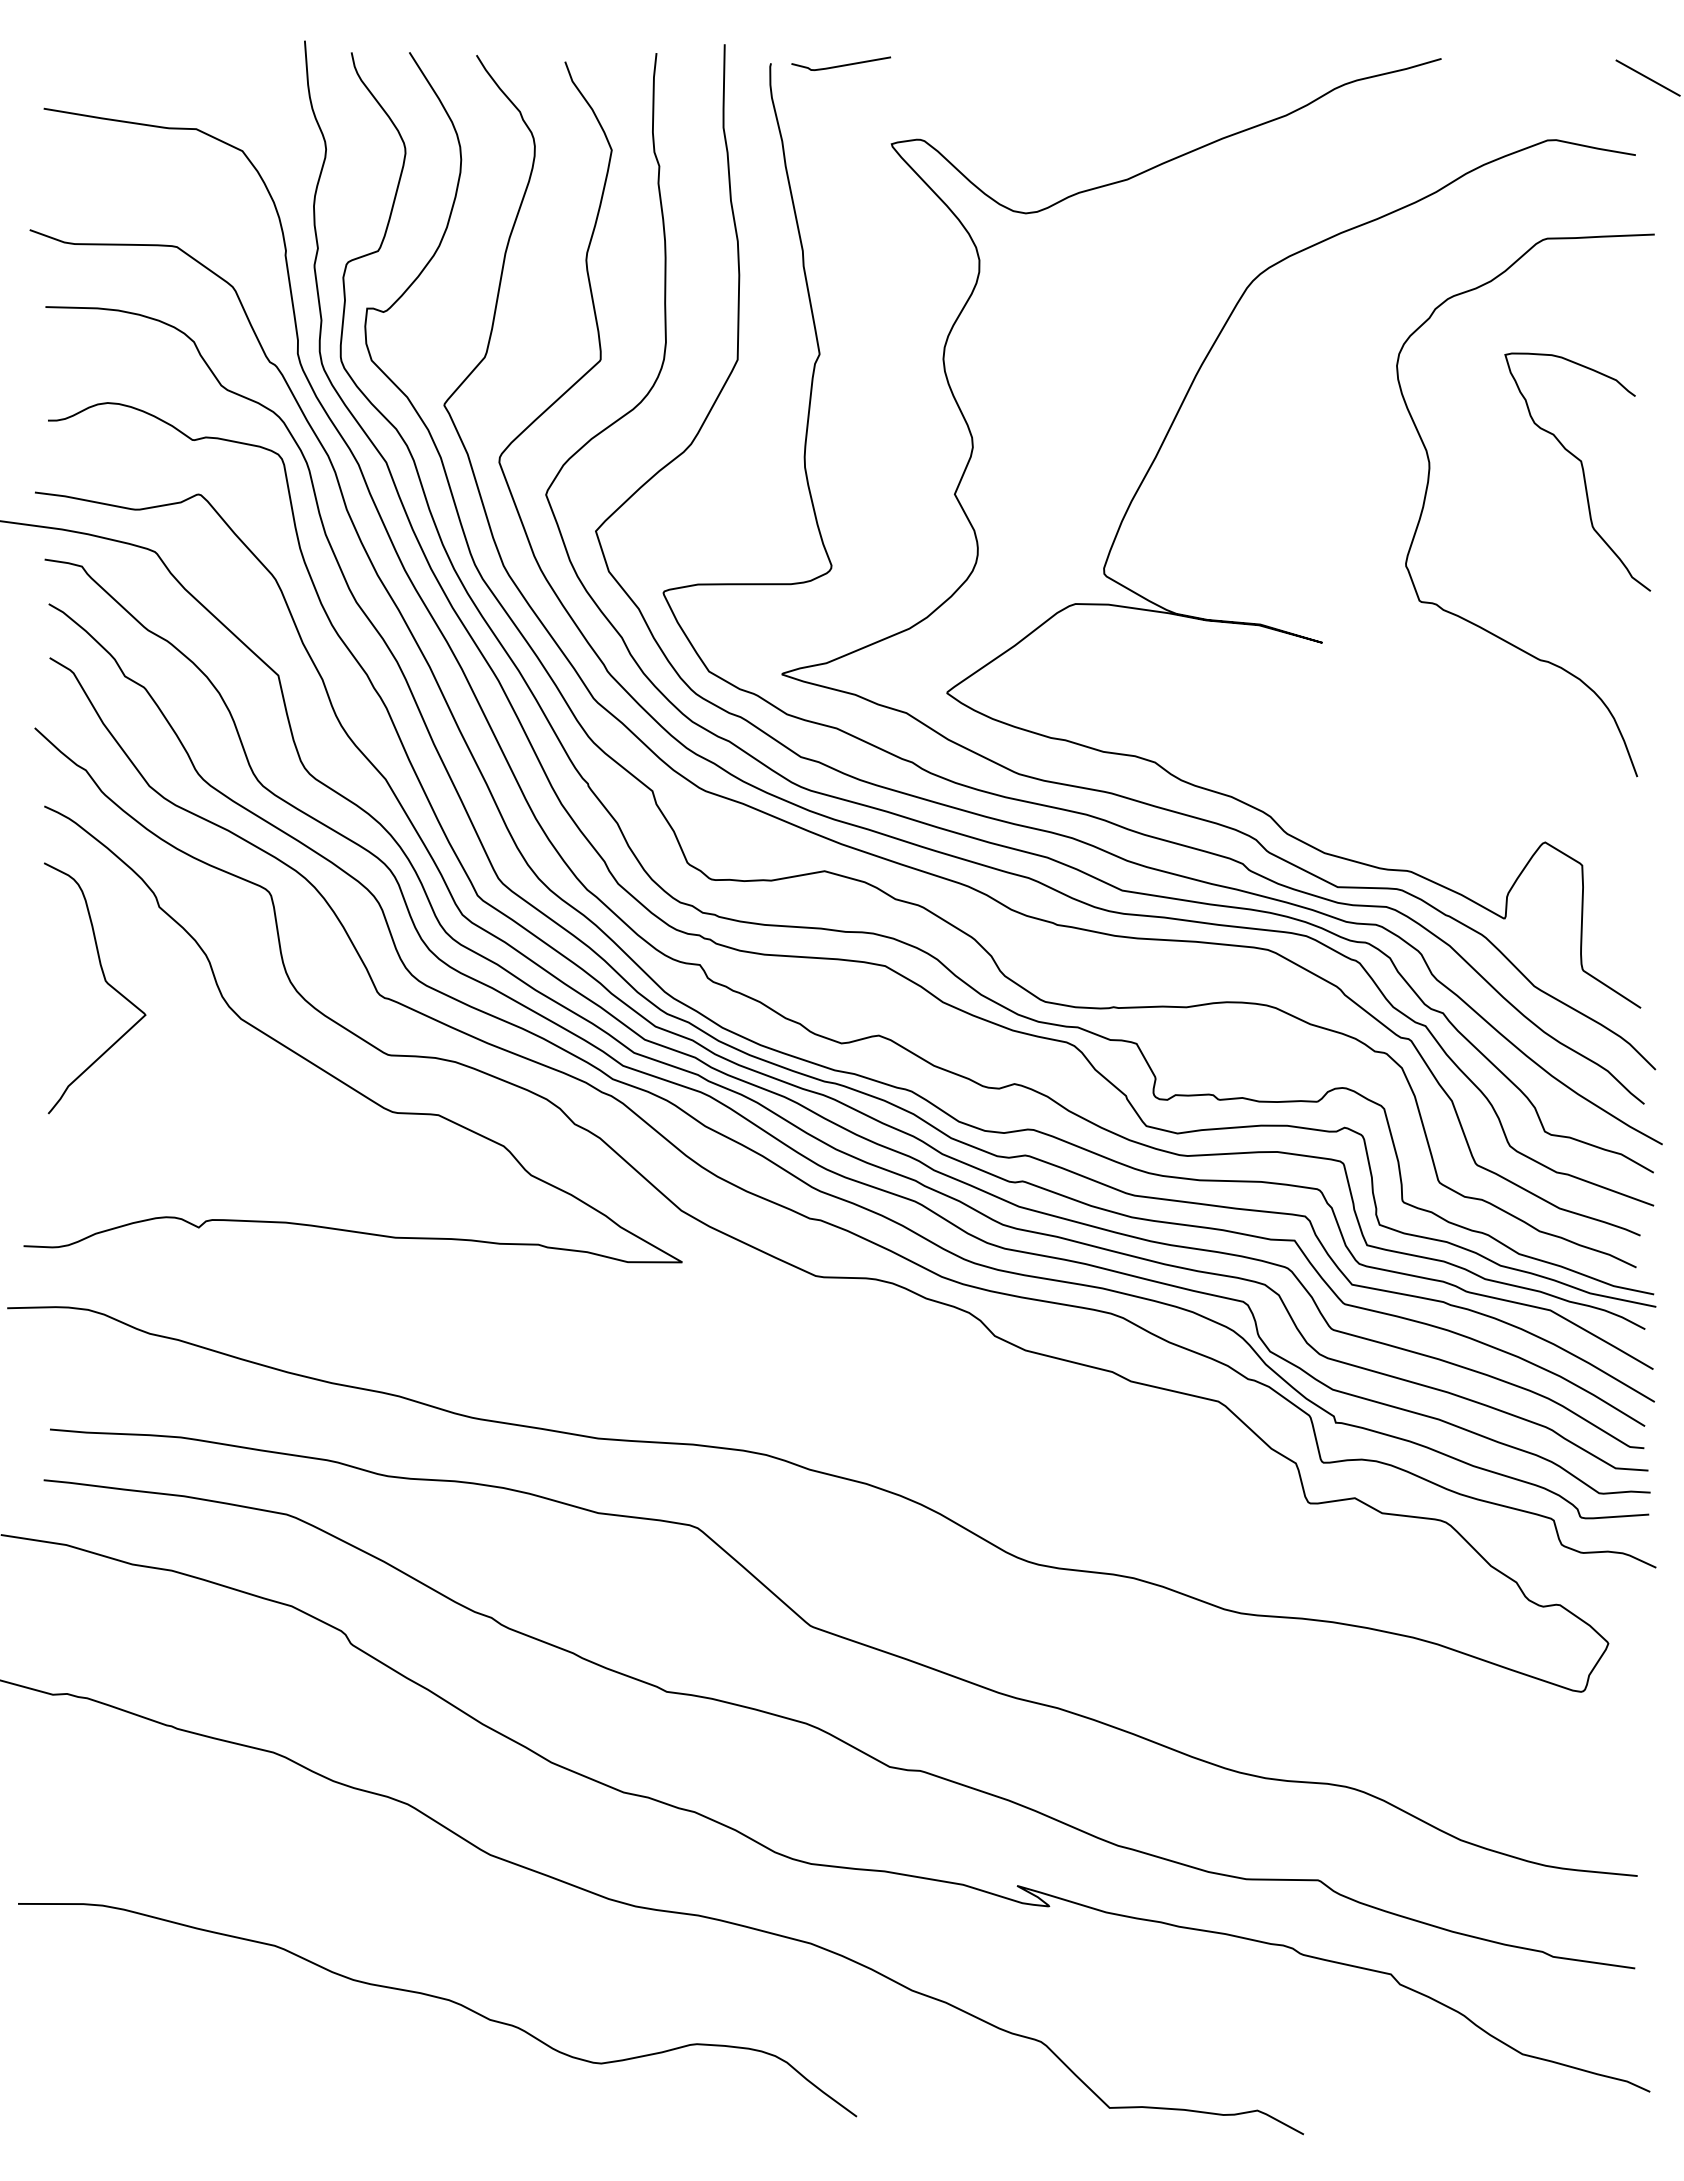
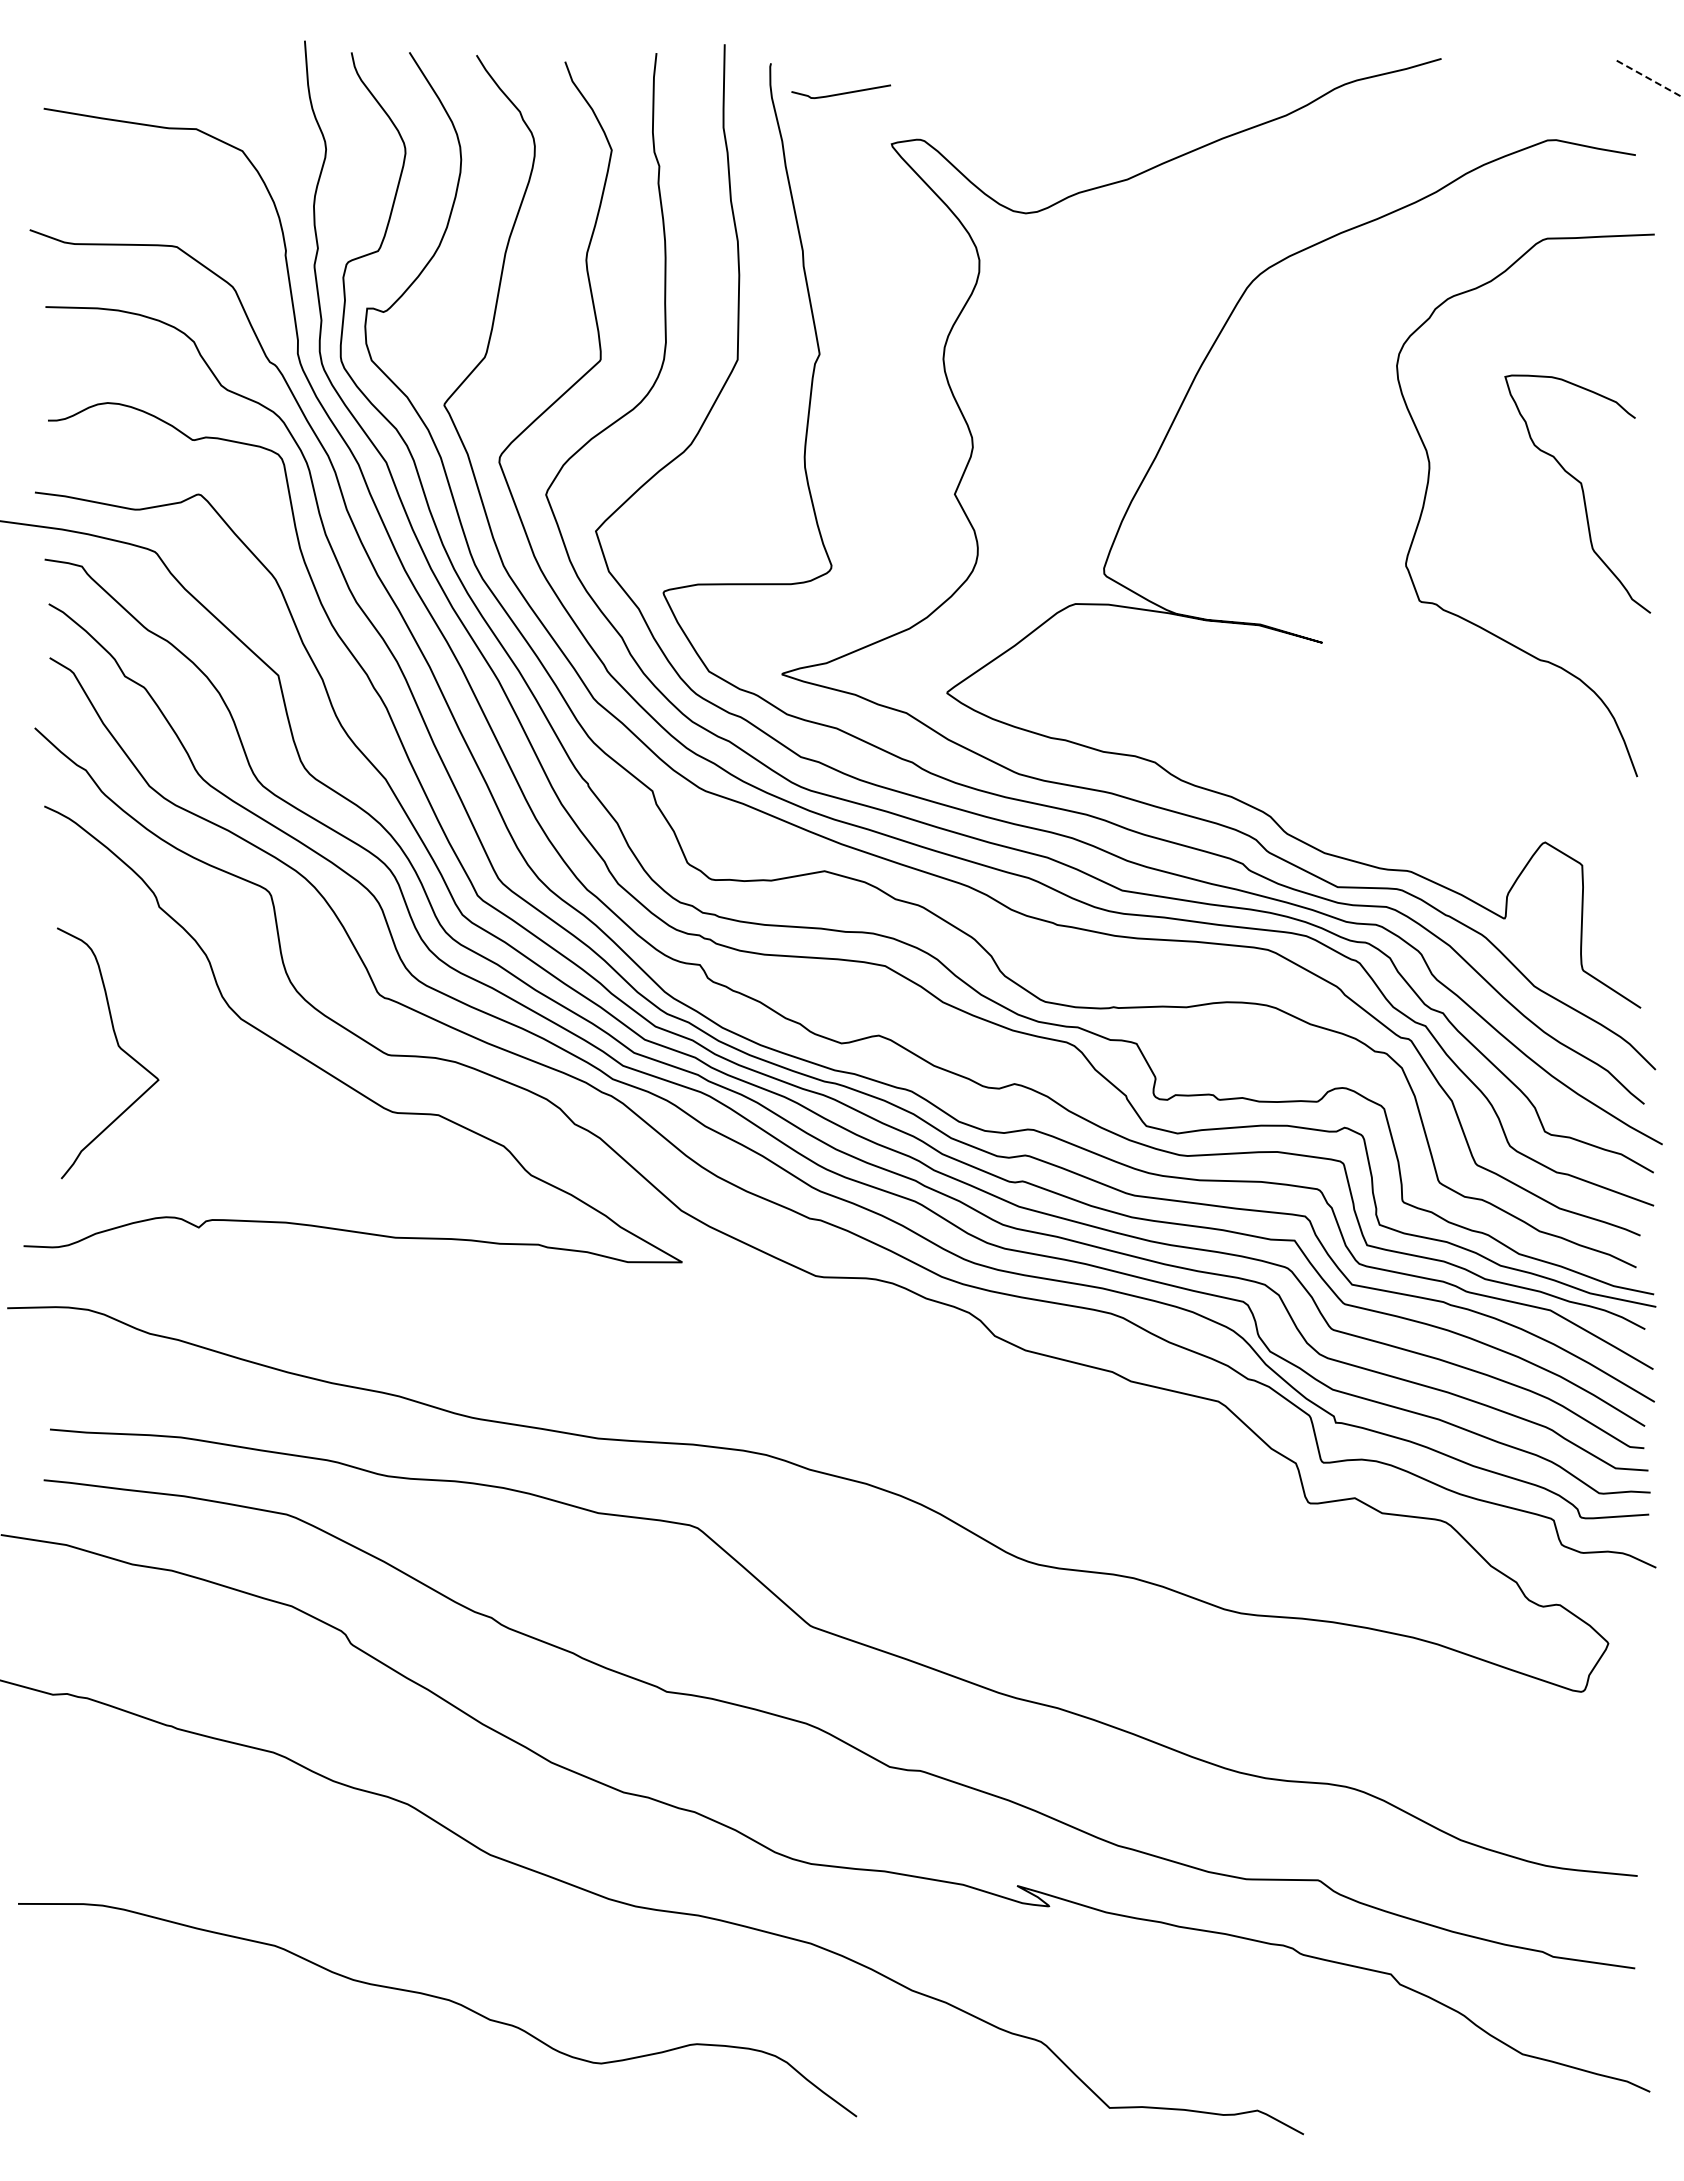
curve position: (842, 64) -> (842, 92) (842, 92)
line: solid -> dashed (1647, 77)
curve position: (1581, 468) -> (1581, 490) (1581, 490)
curve position: (105, 982) -> (118, 1047) (118, 1047)
